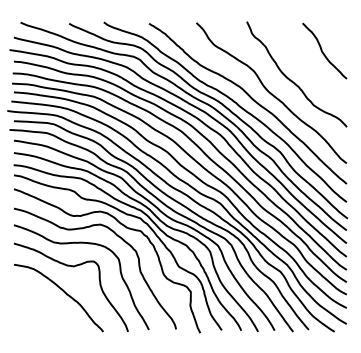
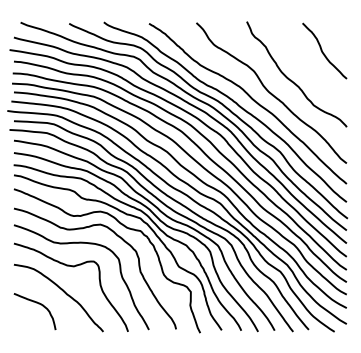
curve: none -> present (38, 304)
